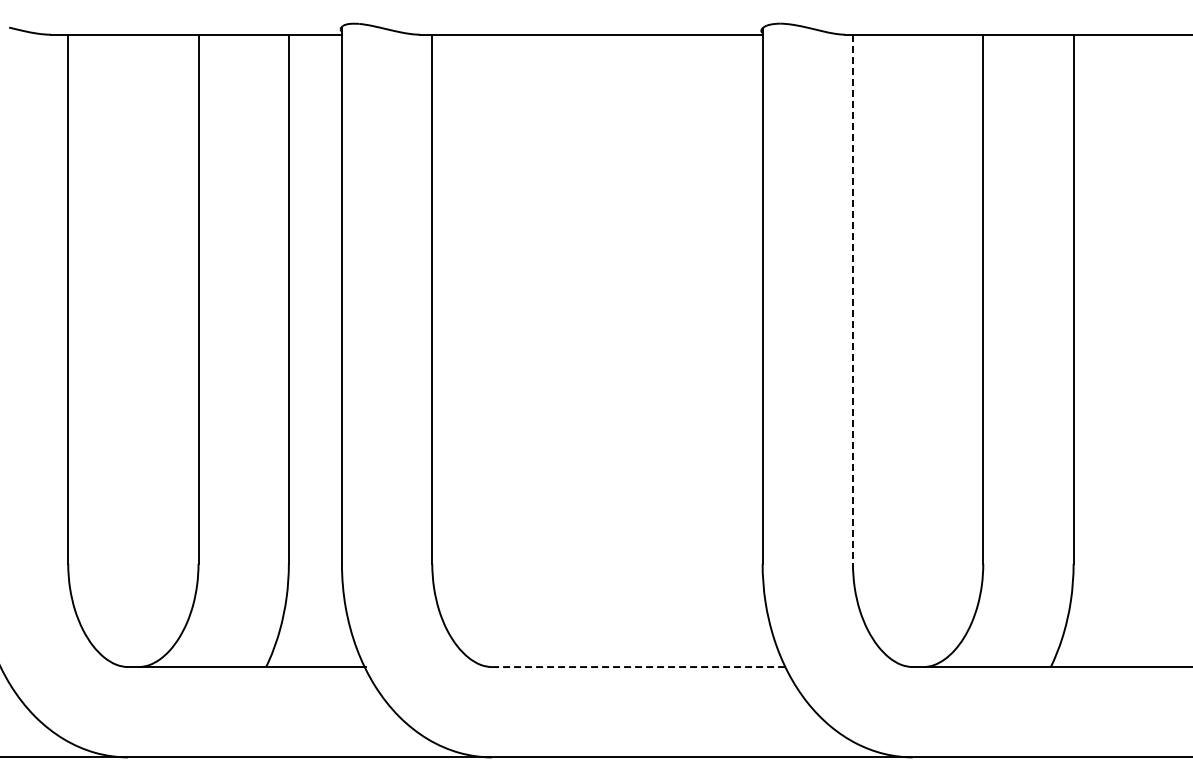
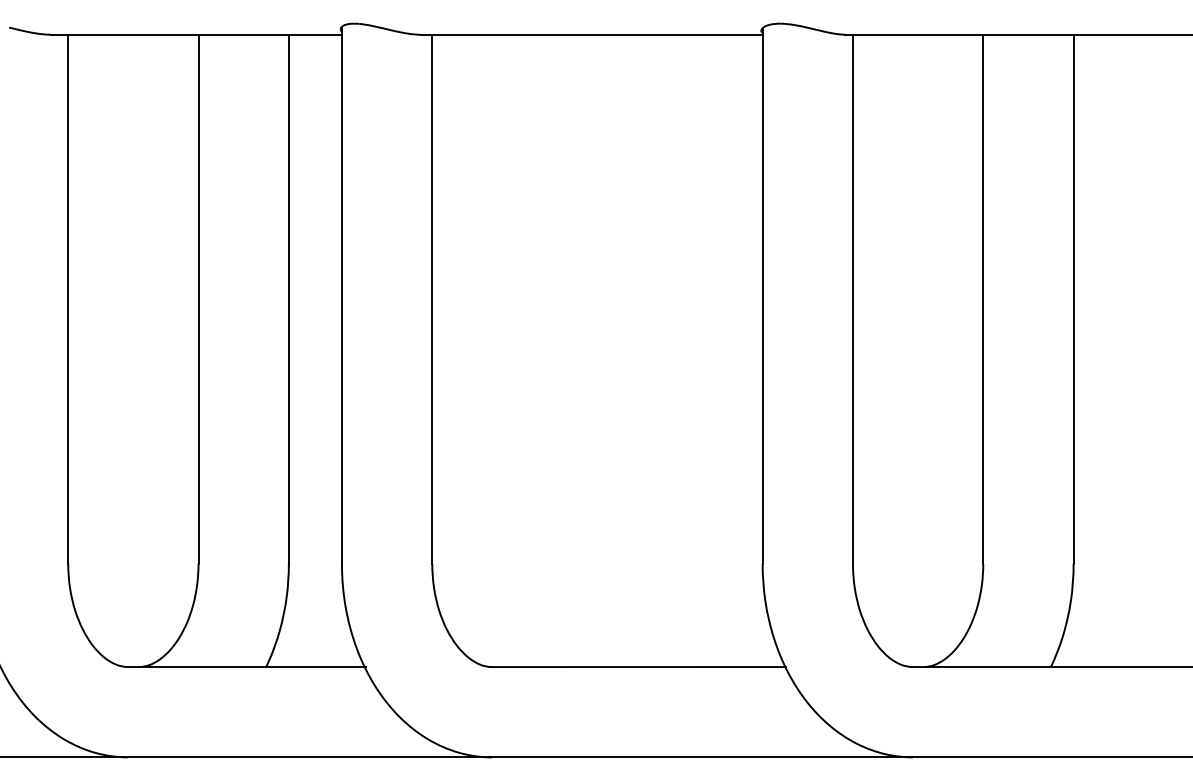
line: dashed -> solid (852, 299)
line: dashed -> solid (638, 667)
